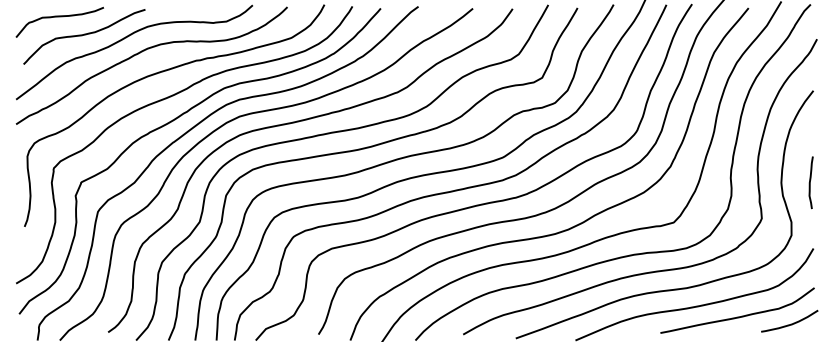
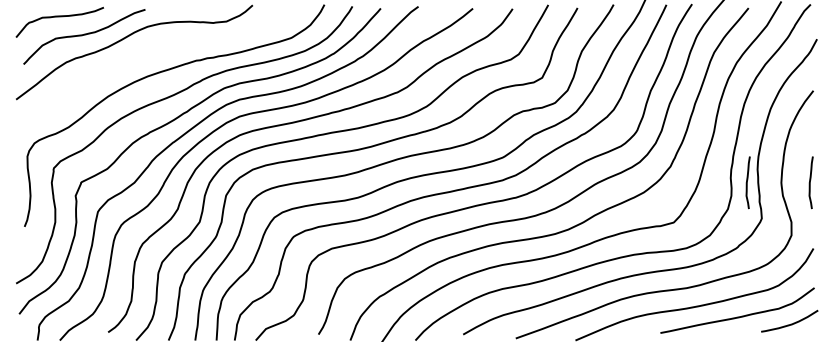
curve: present -> none (144, 51)
curve: none -> present (747, 182)
